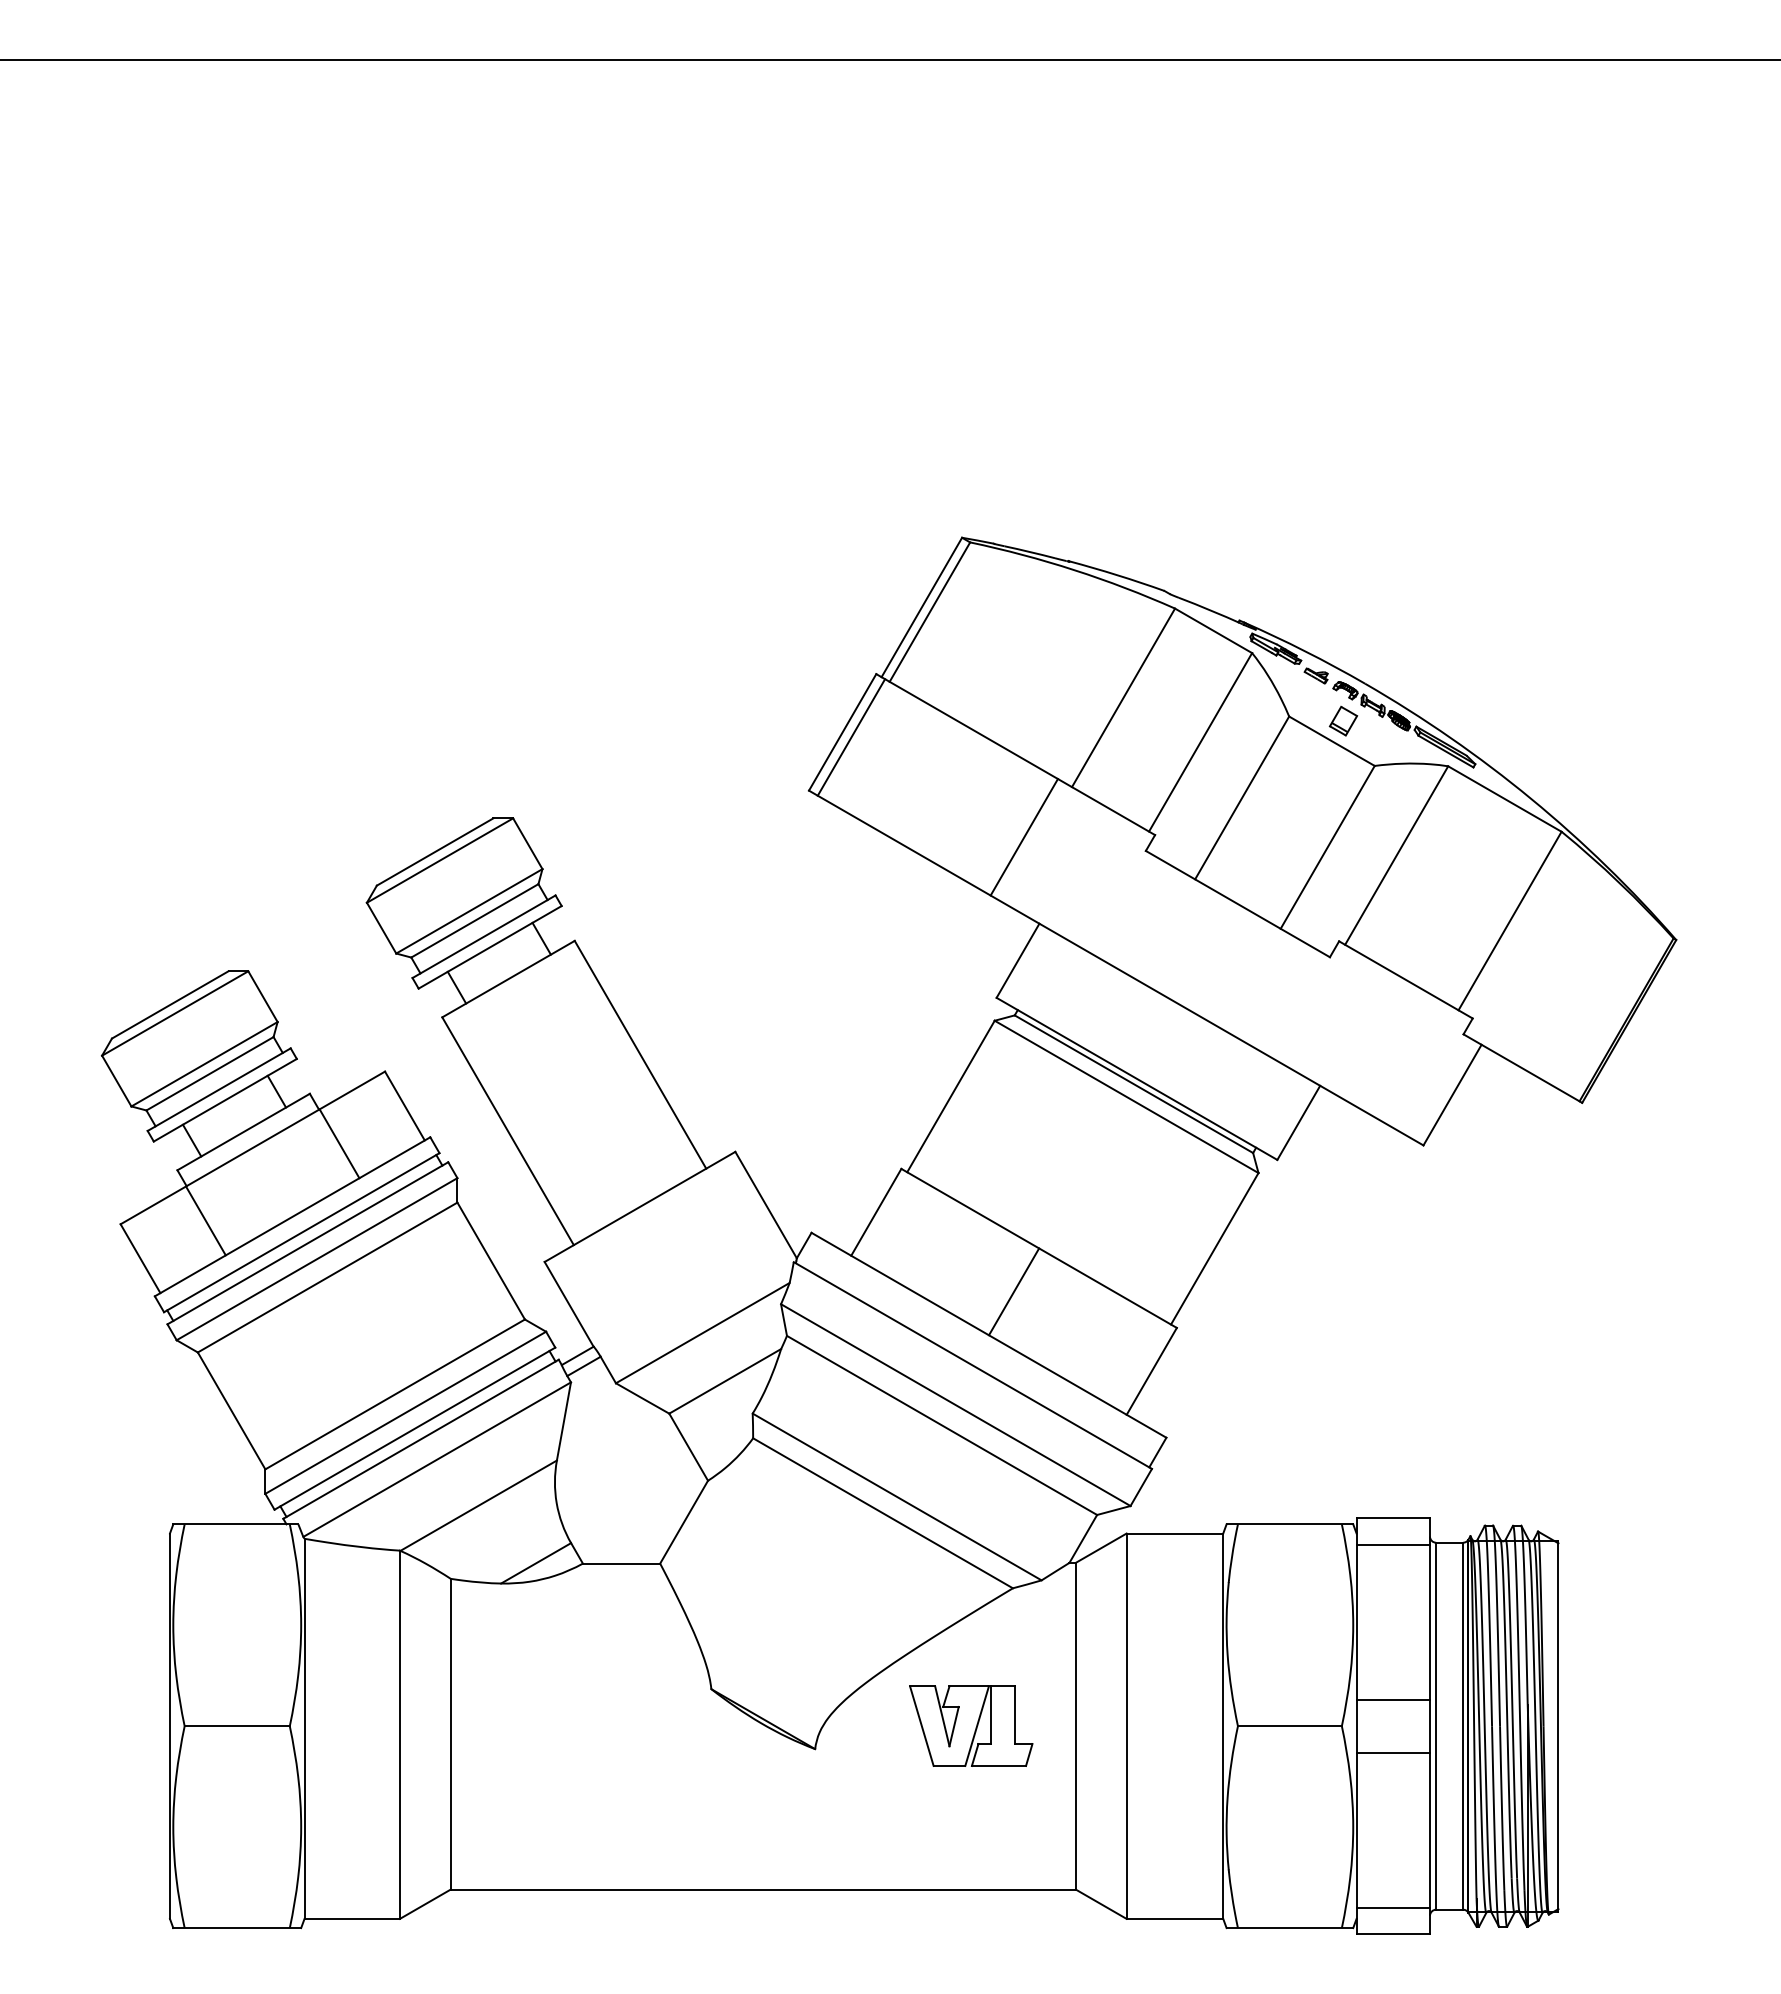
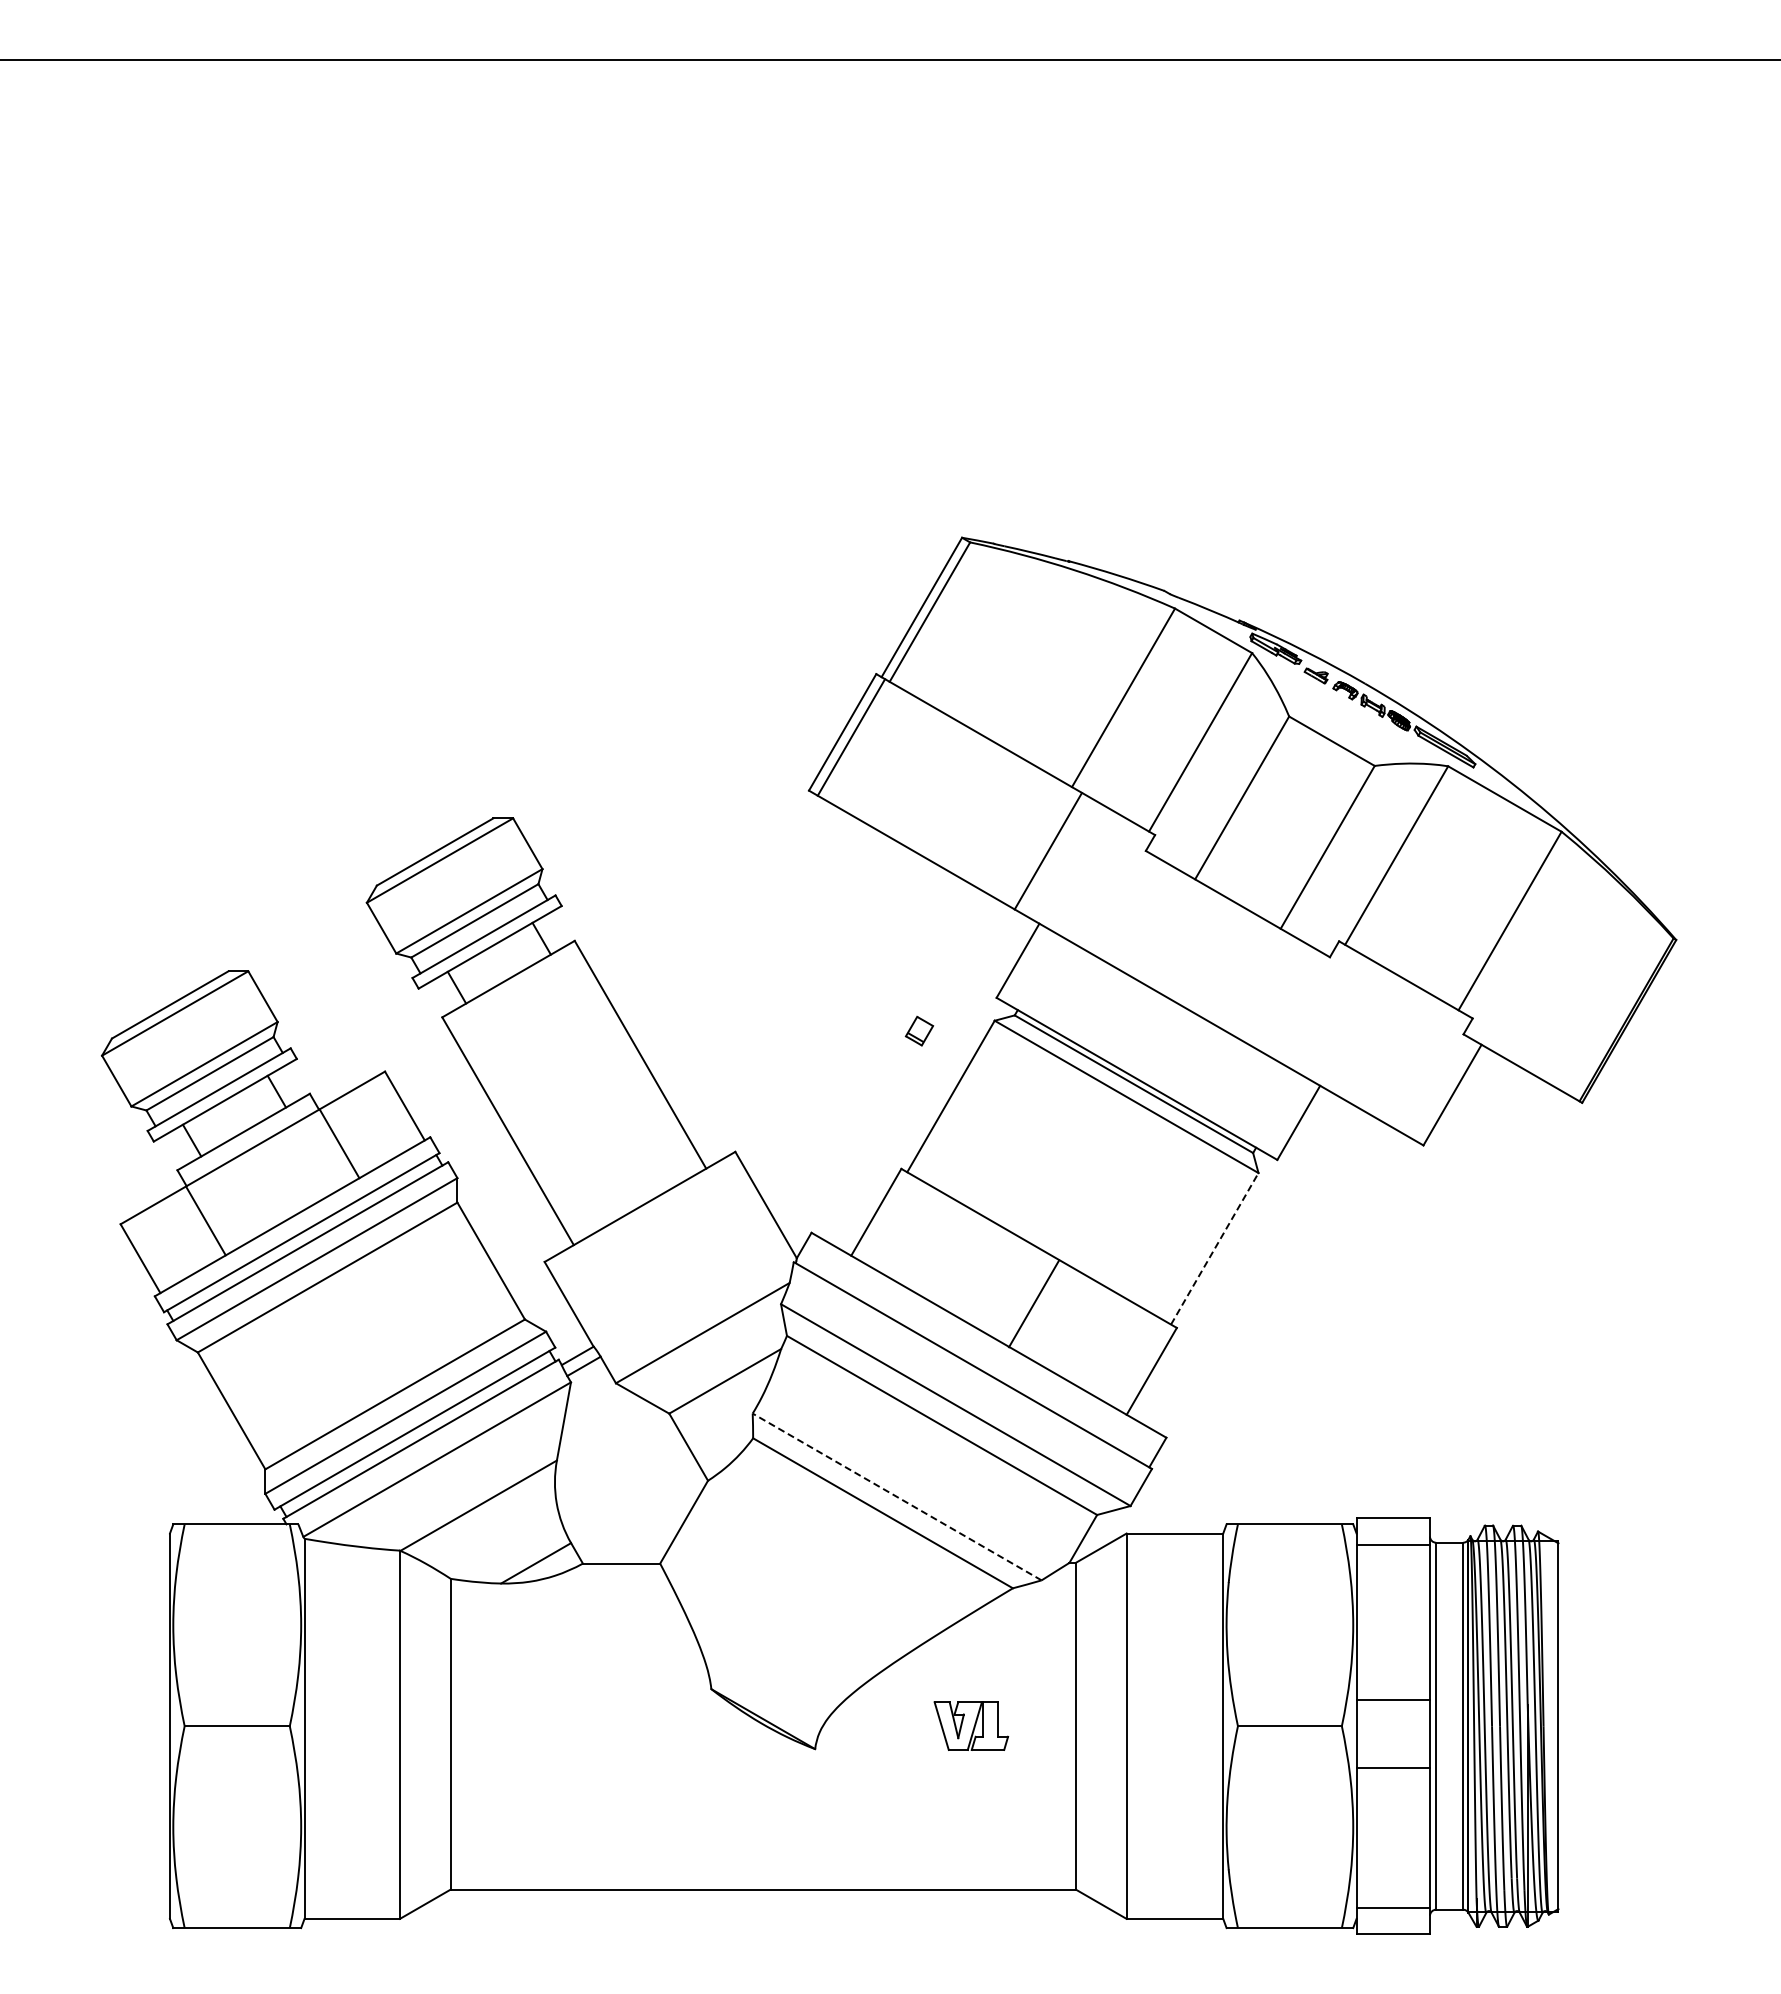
part position: (1343, 721) -> (919, 1031) (919, 1031)
line position: (1023, 837) -> (1047, 851) (1047, 851)
line: solid -> dashed (1215, 1248)
line position: (1013, 1291) -> (1033, 1303) (1033, 1303)
line: solid -> dashed (897, 1496)
part size: 125x82 px -> 77x50 px (971, 1725)
line position: (1393, 1752) -> (1393, 1767) (1393, 1767)
